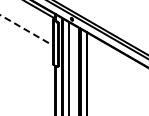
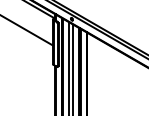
line: dashed -> solid (27, 30)
line: none -> present (73, 68)
